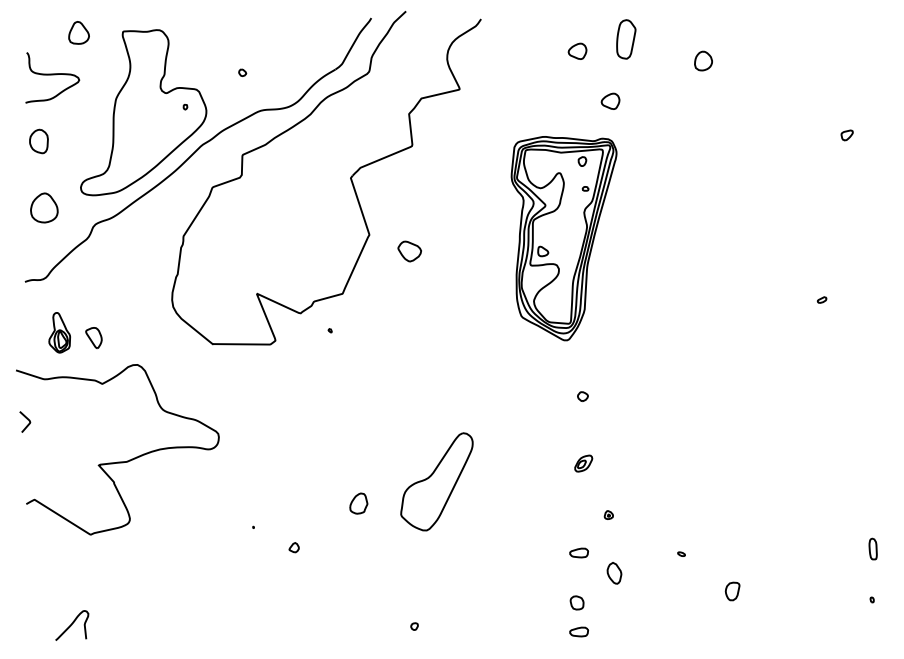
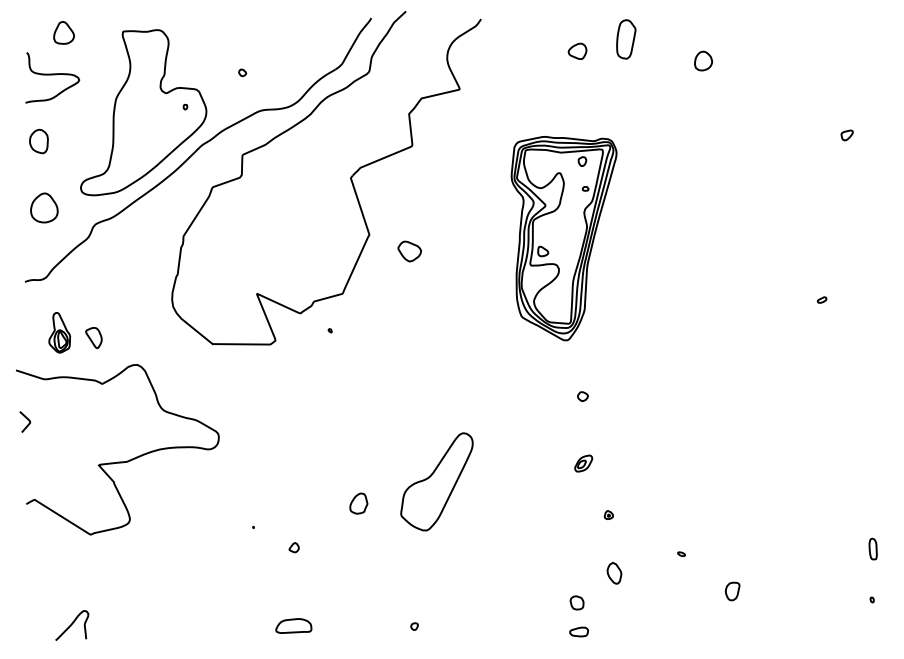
part position: (78, 32) -> (63, 32) (63, 32)
part: present -> none (610, 100)
part: present -> none (578, 552)
part: none -> present (293, 625)
